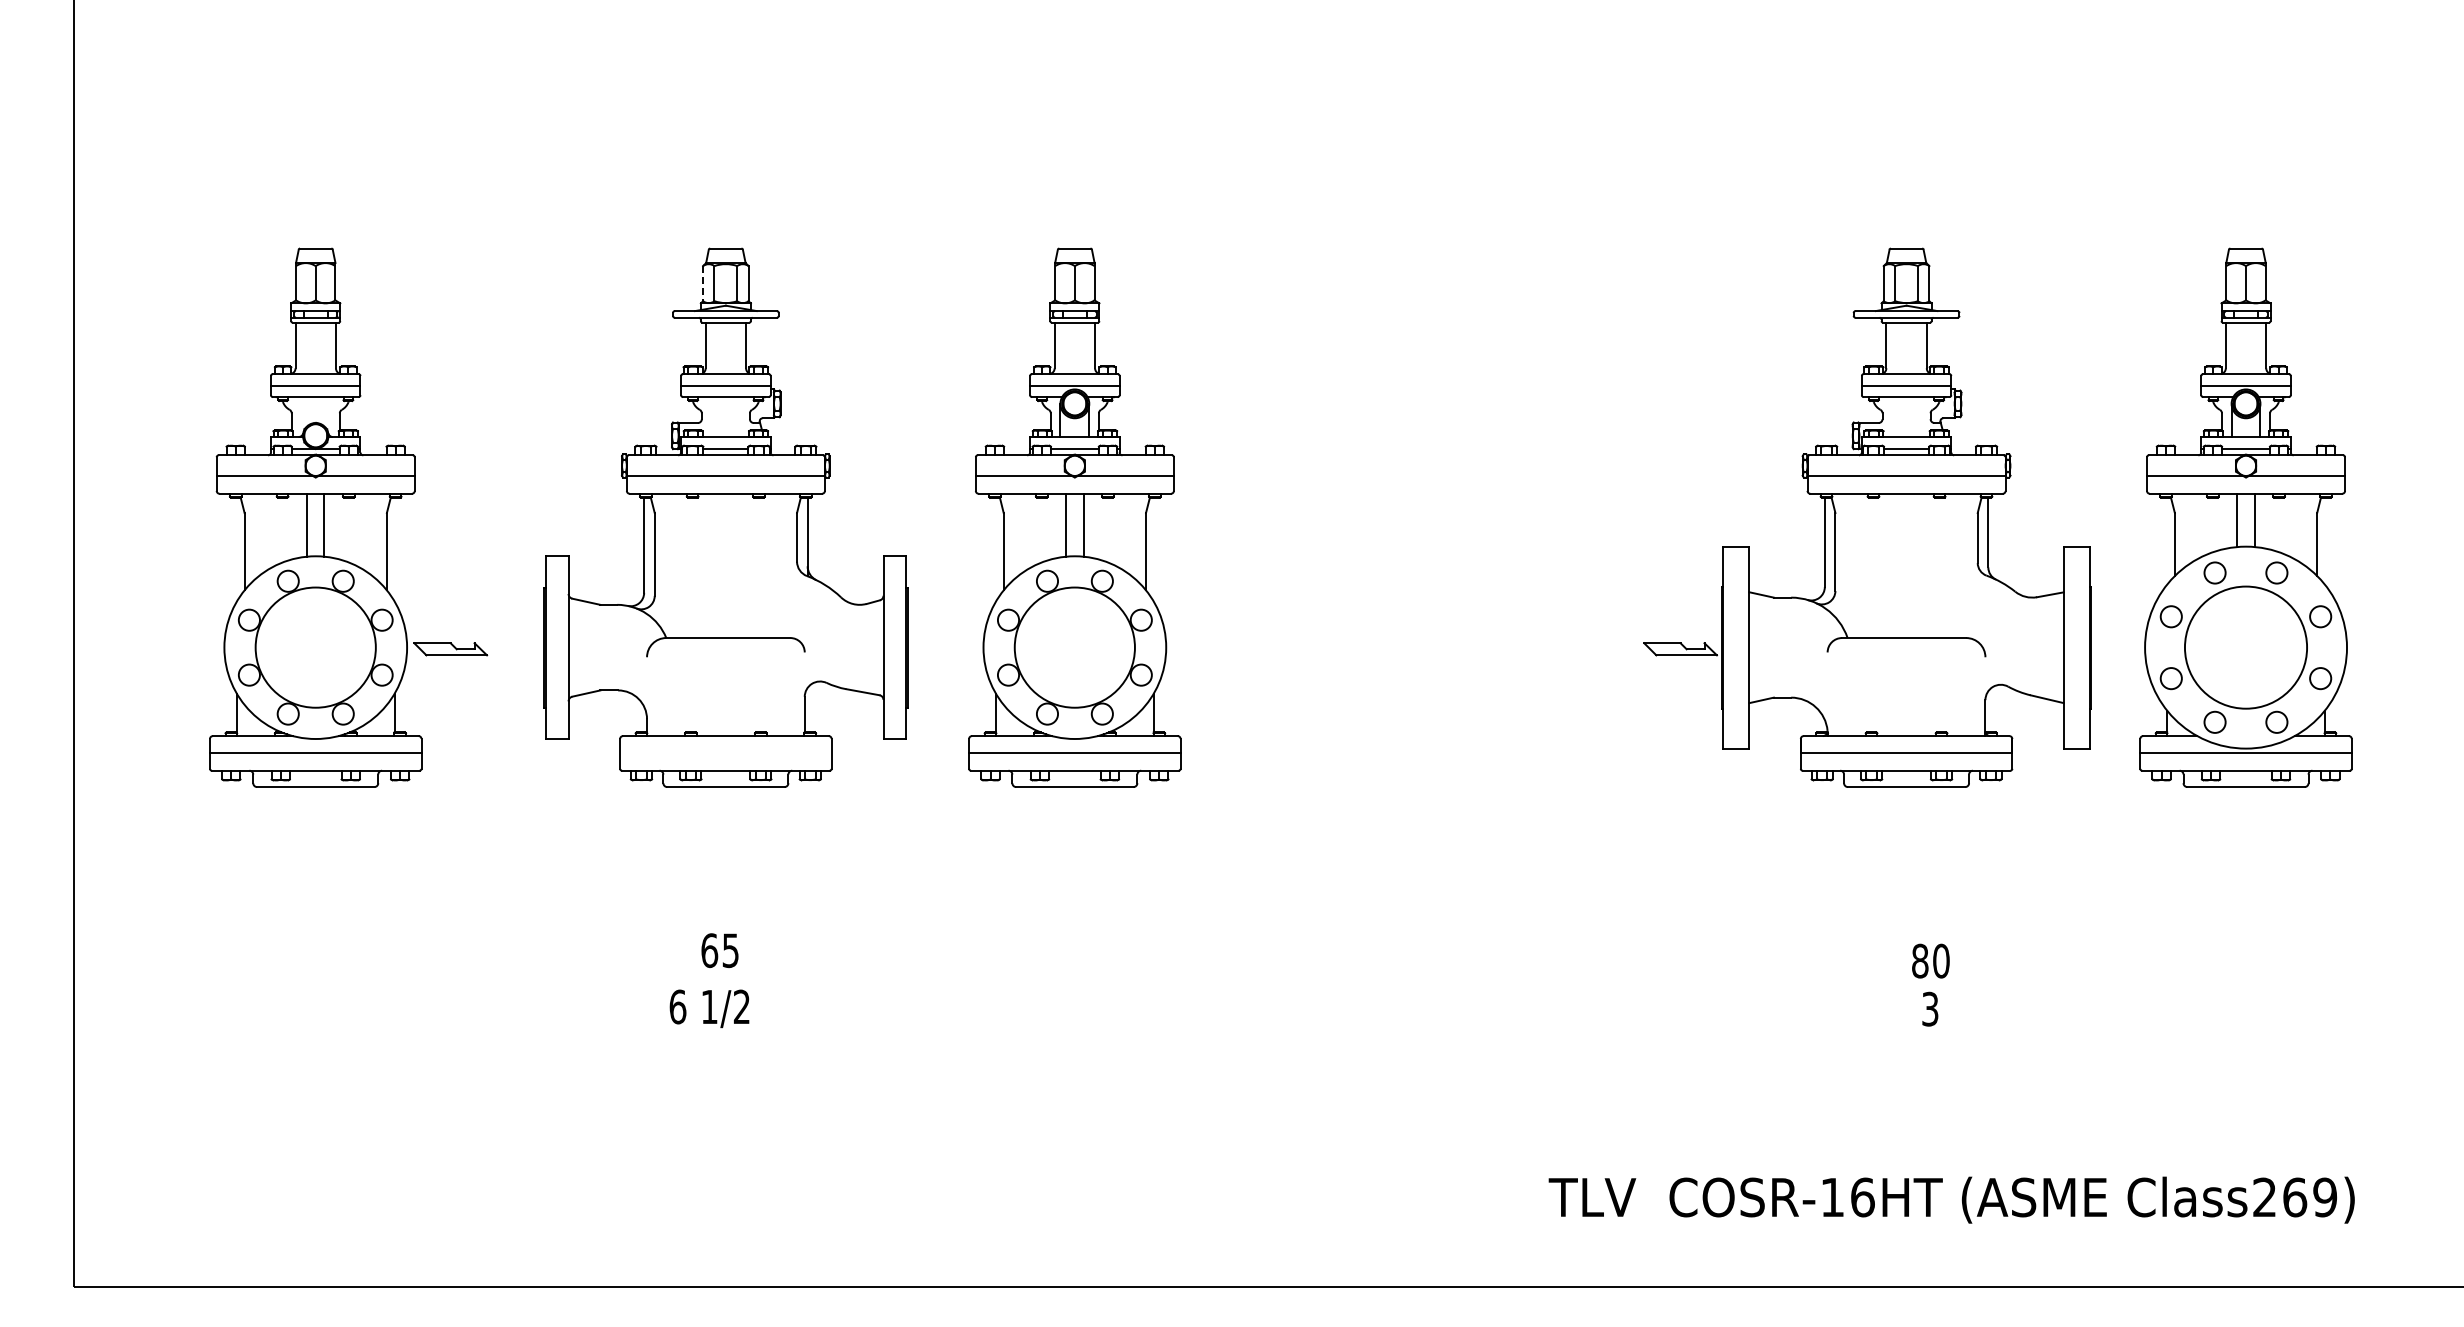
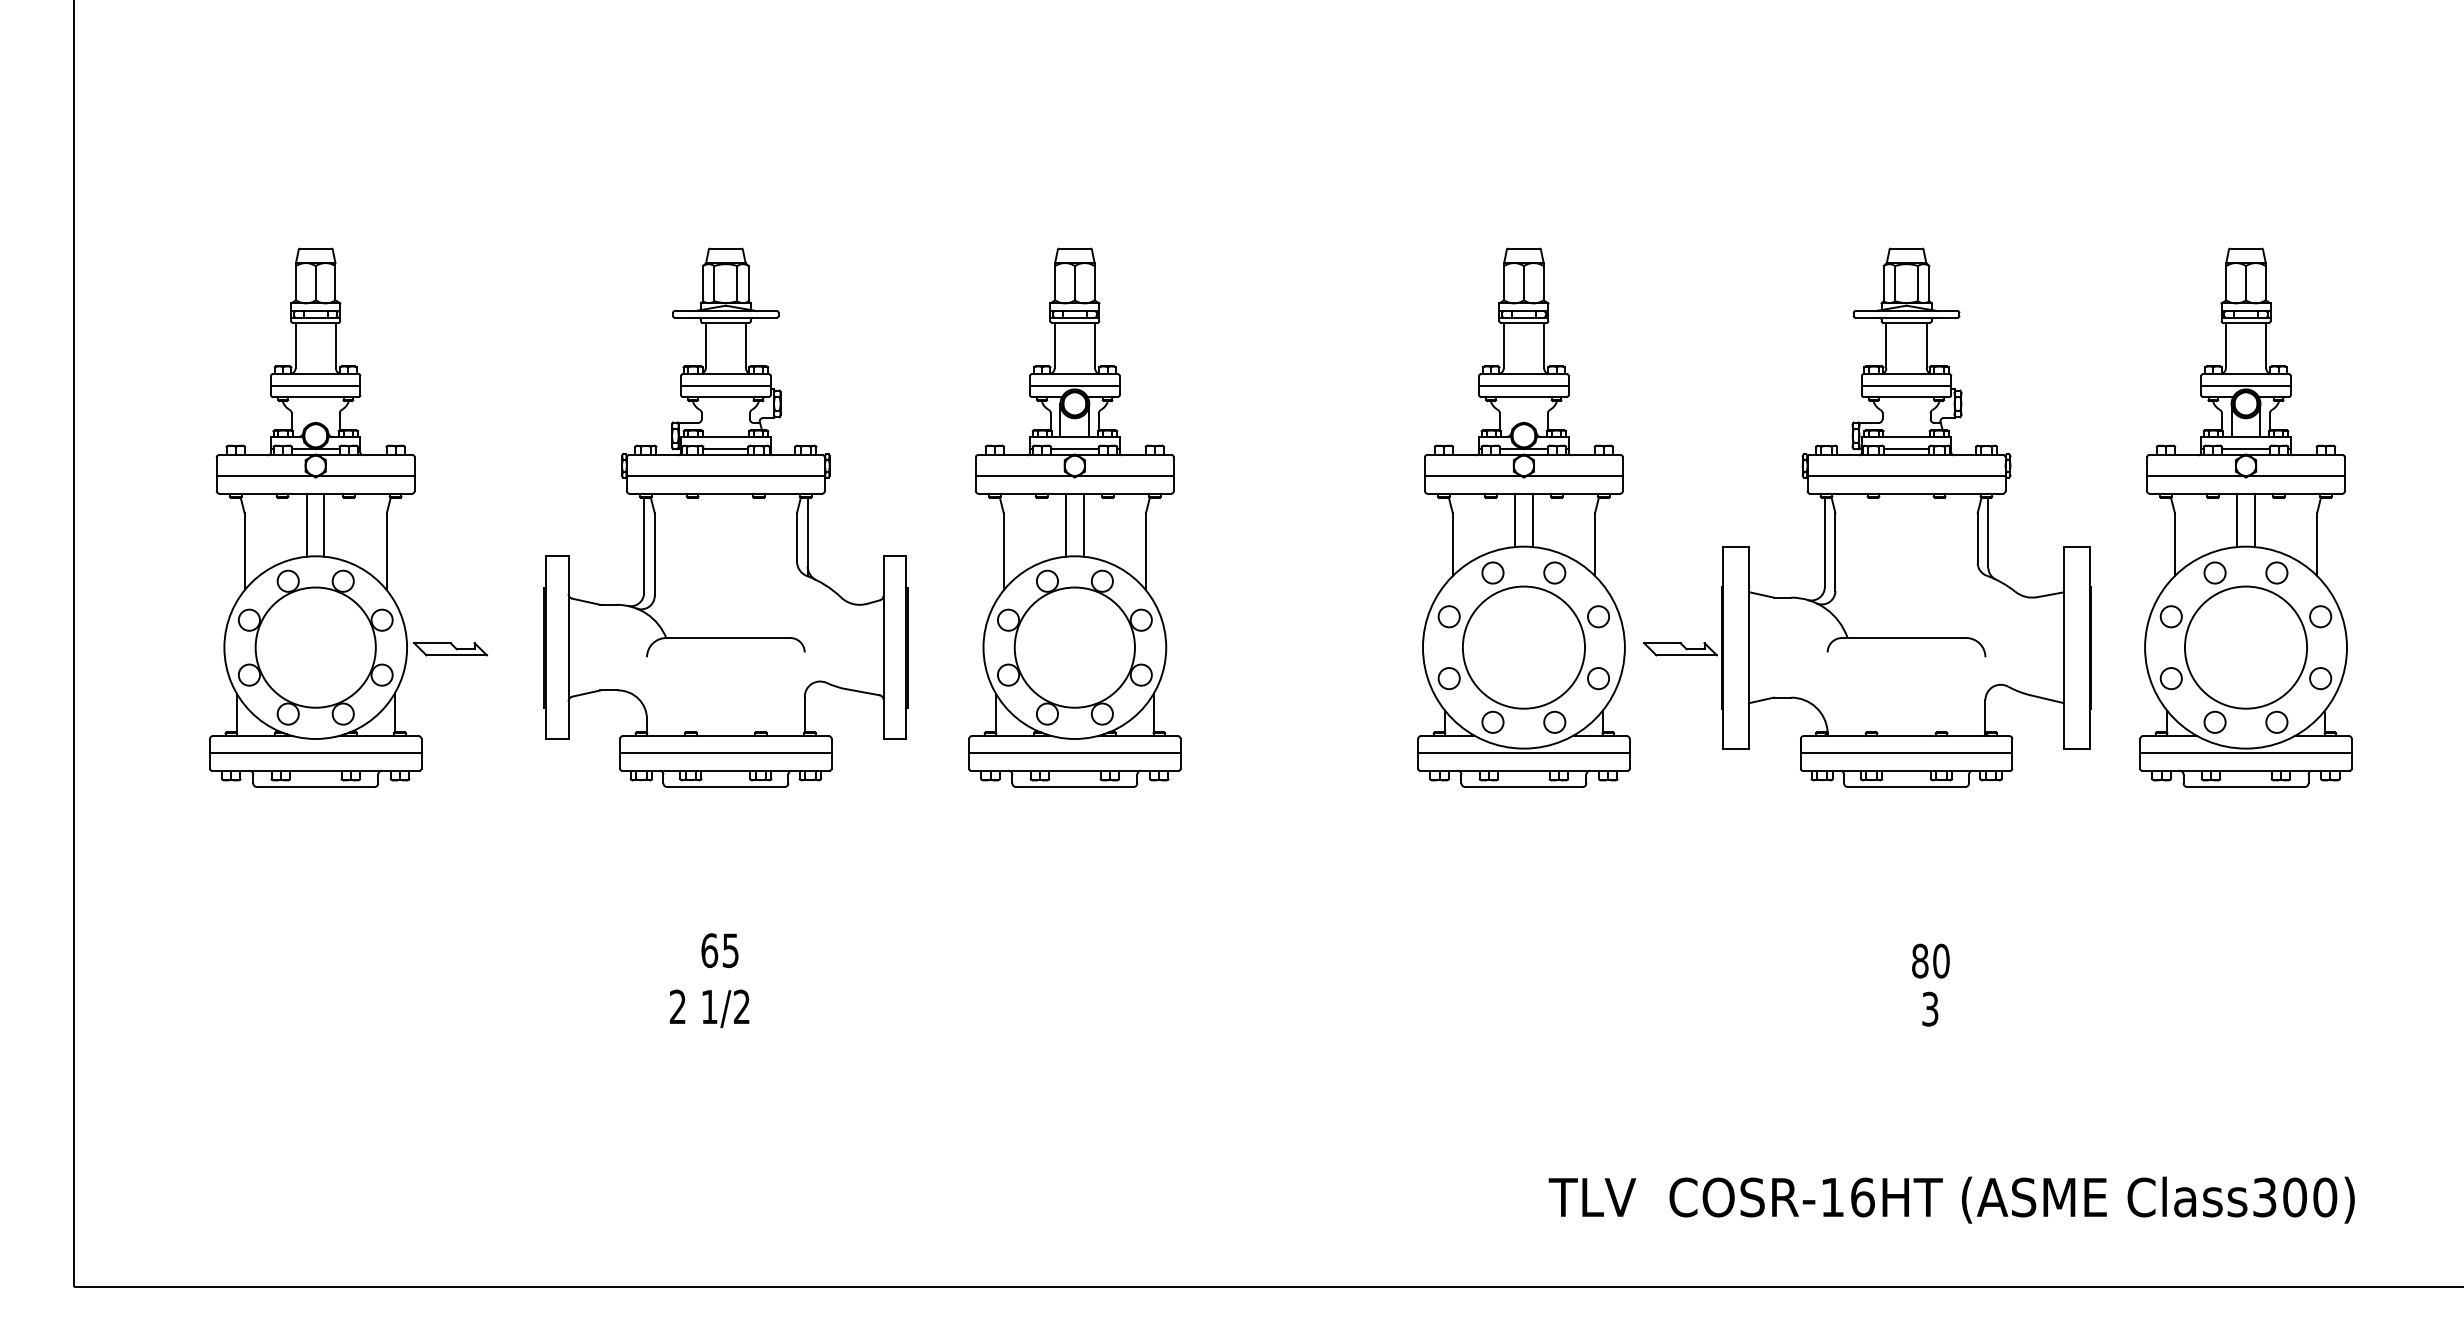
line: dashed -> solid (703, 283)
part: none -> present (1523, 517)
line: none -> present (725, 753)
text: 6 -> 2 (677, 1006)
text: Class269) -> Class300) (2295, 1197)
